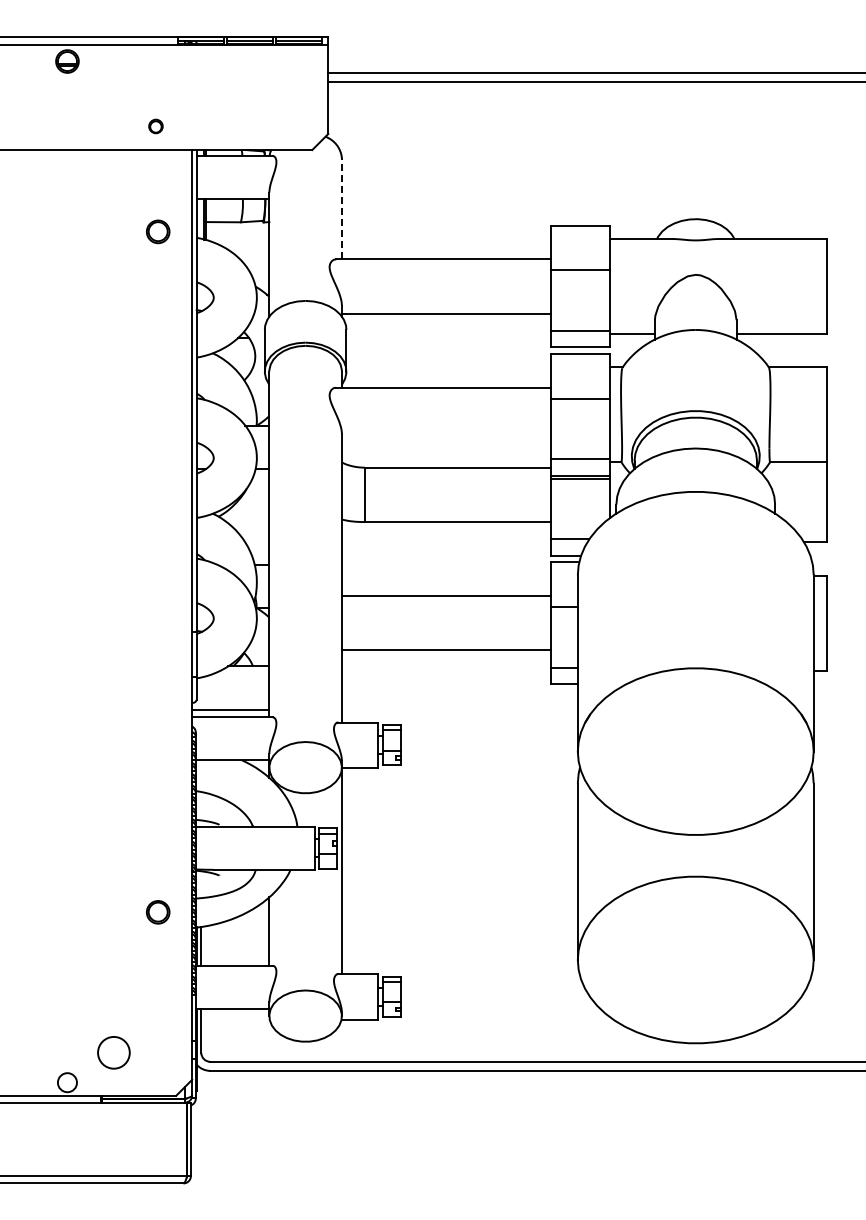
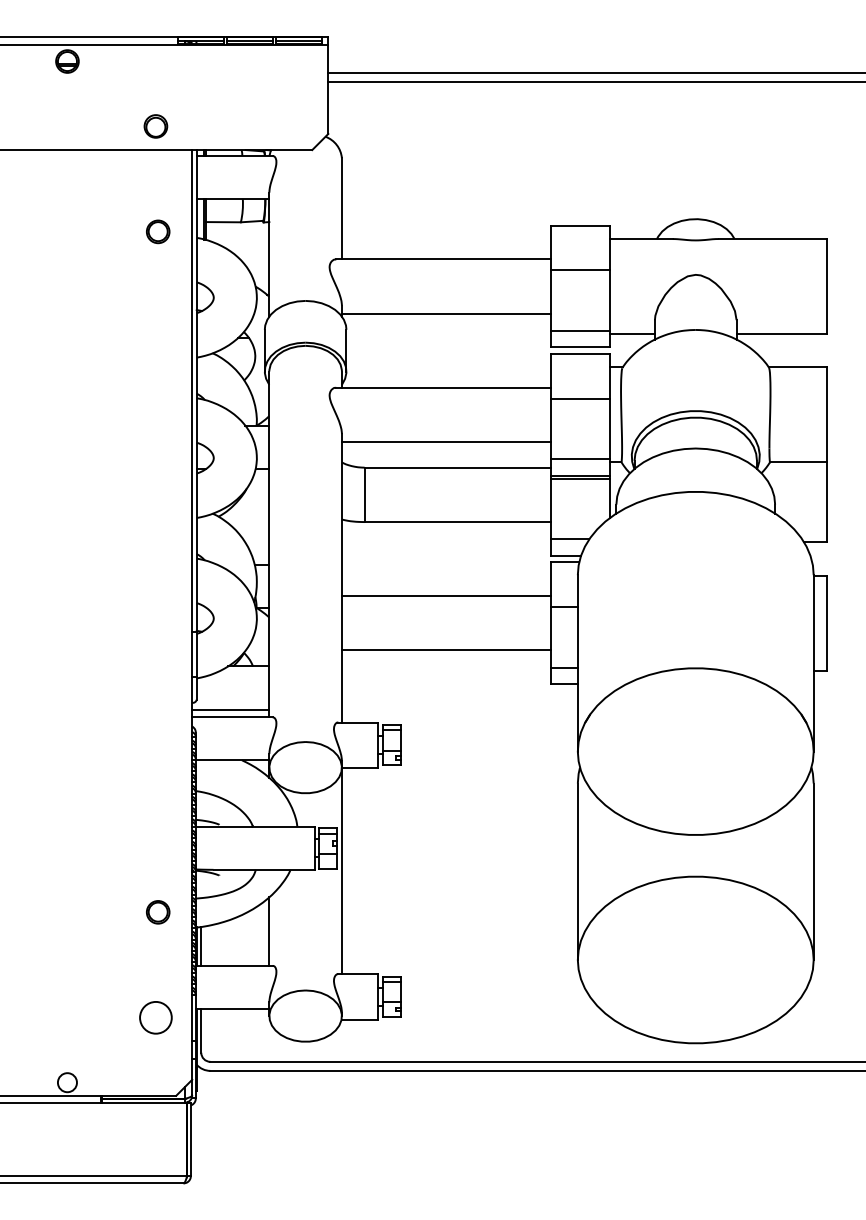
part size: 16x17 px -> 26x25 px (155, 126)
line: dashed -> solid (341, 208)
line: none -> present (445, 442)
circle position: (113, 1052) -> (155, 1017) (155, 1017)
